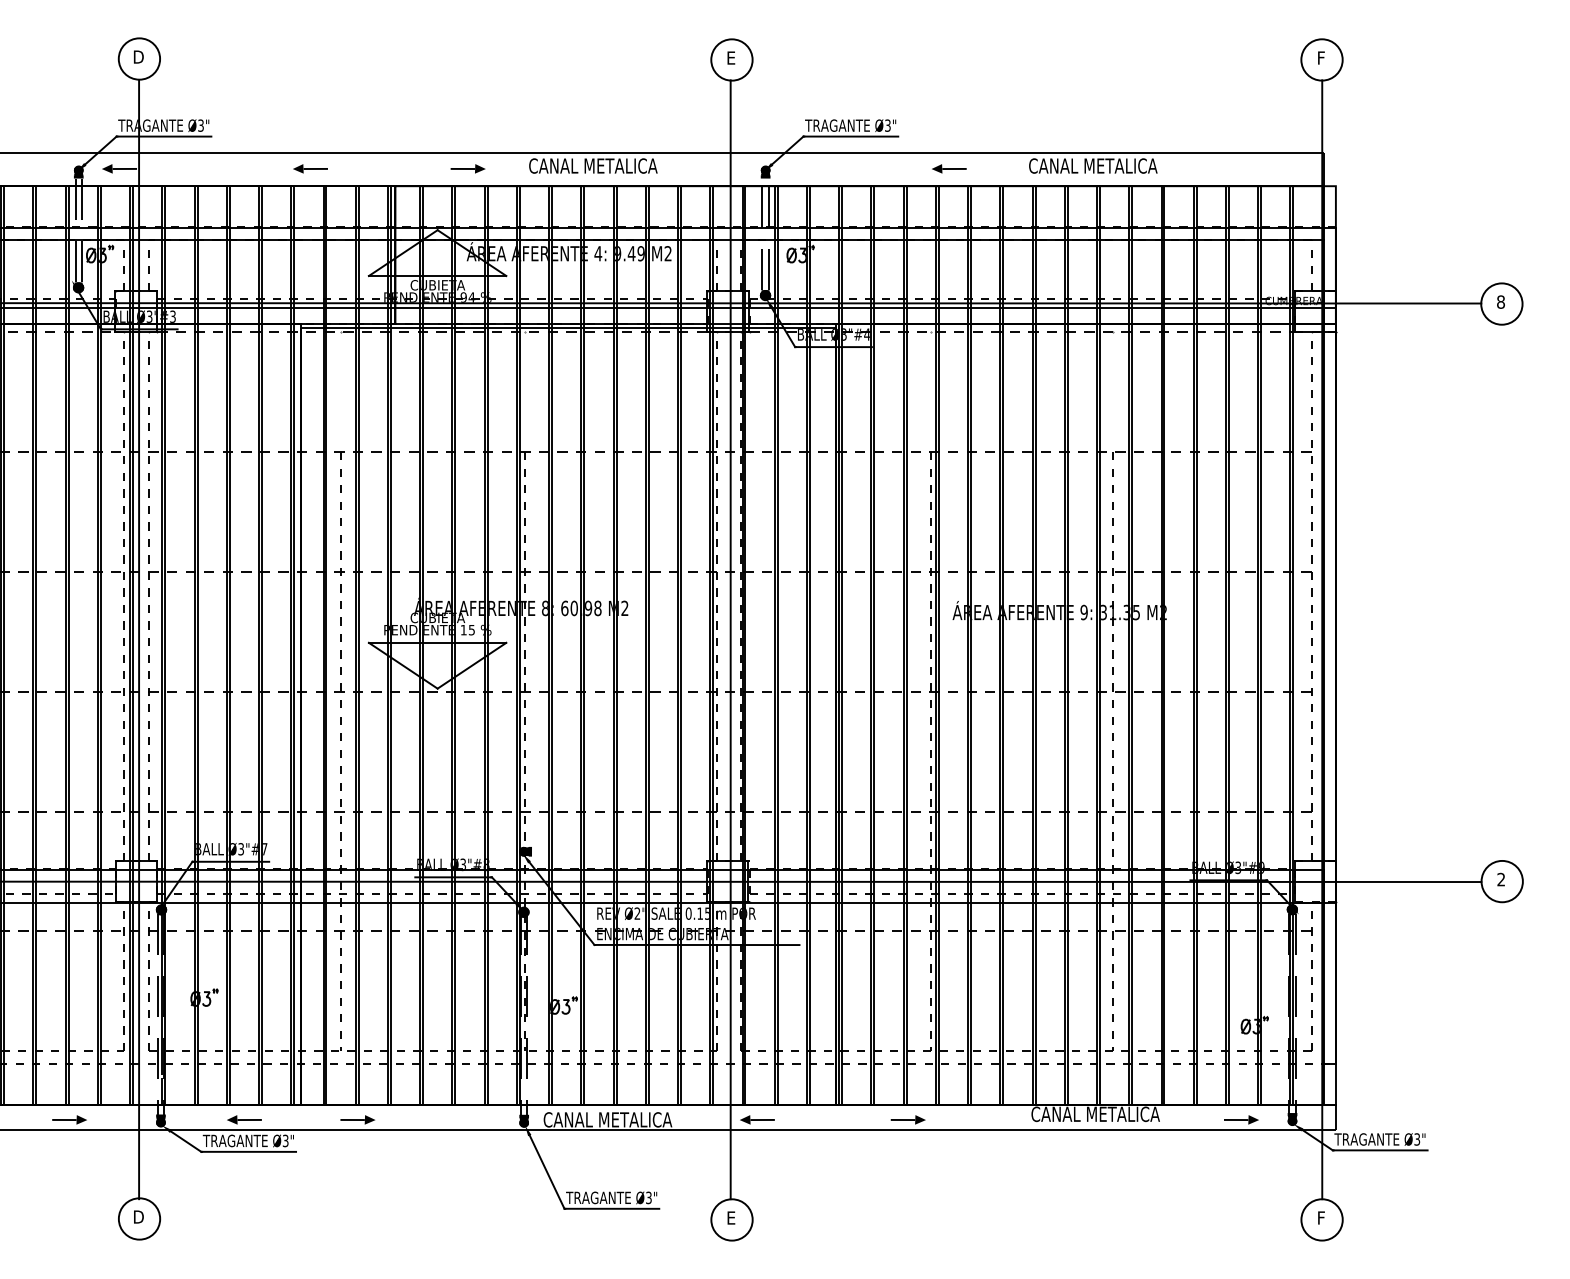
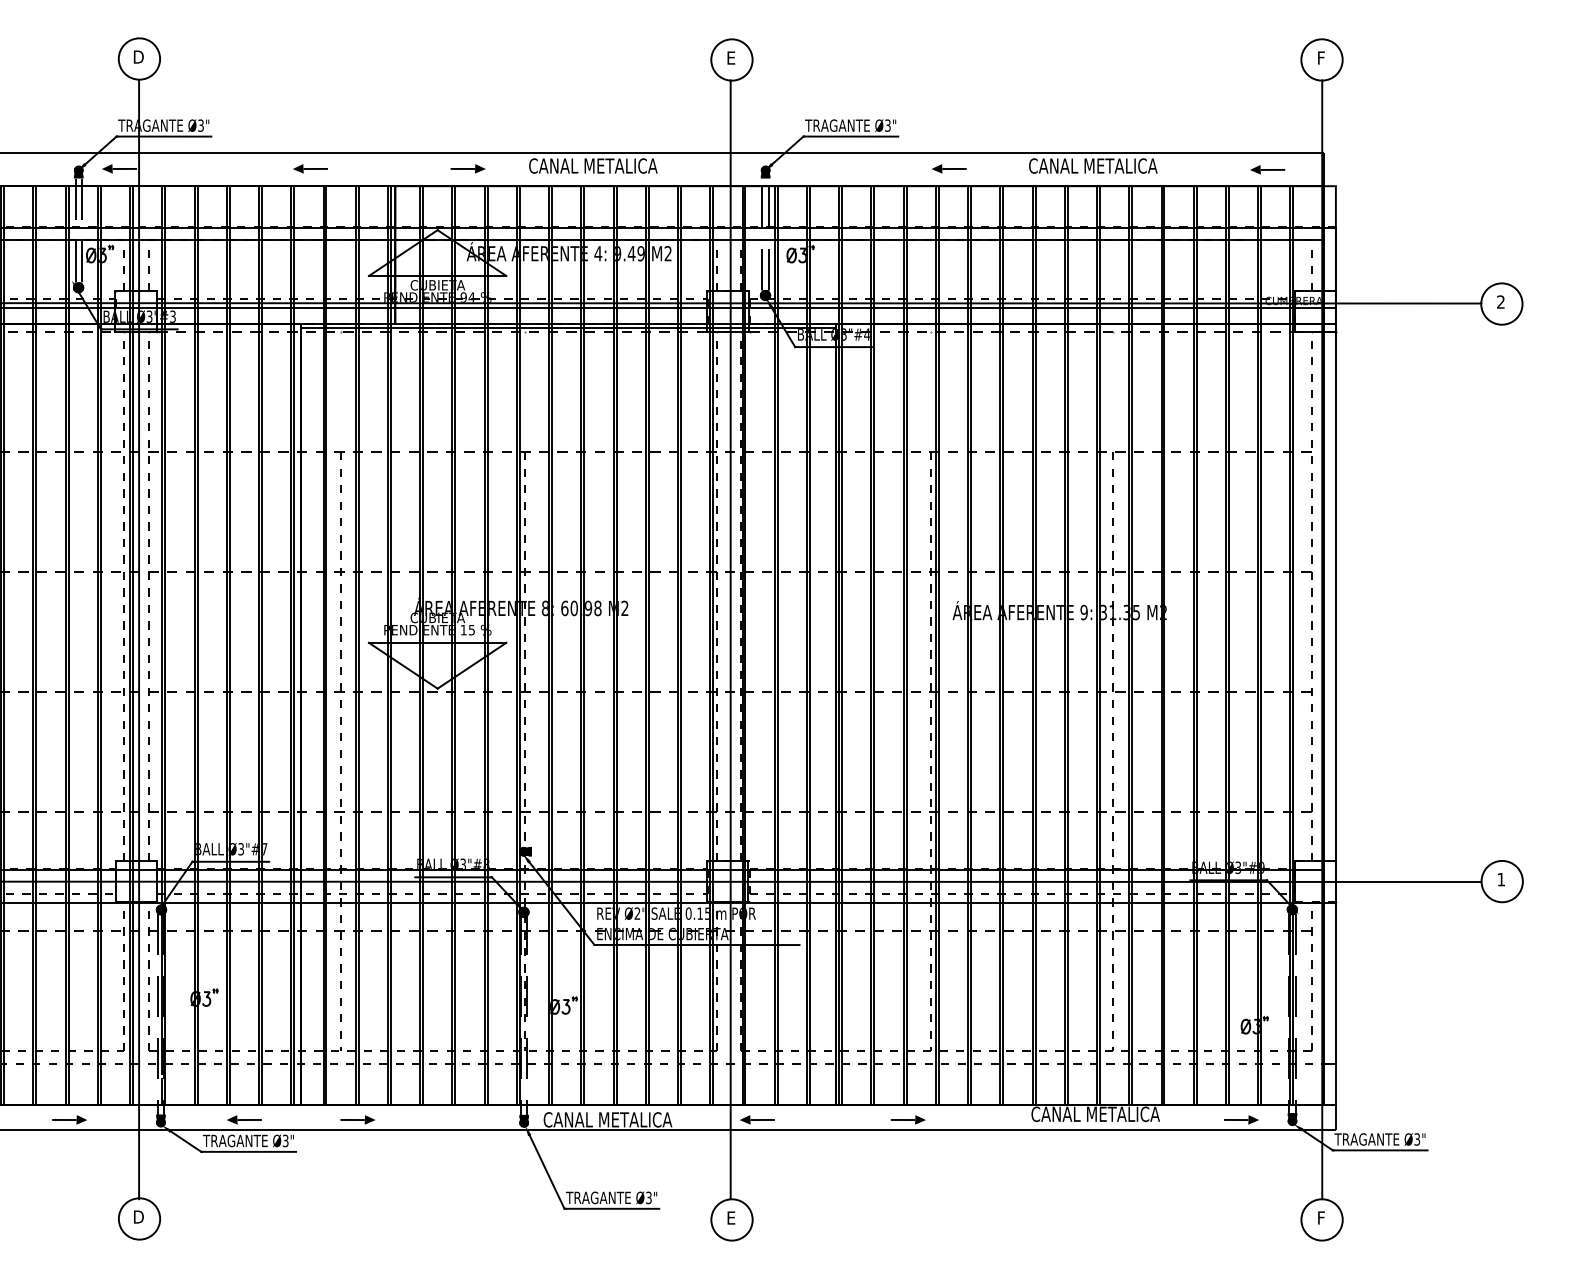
part: none -> present (1267, 169)
text: 8 -> 2 (1500, 301)
text: 2 -> 1 (1500, 879)
